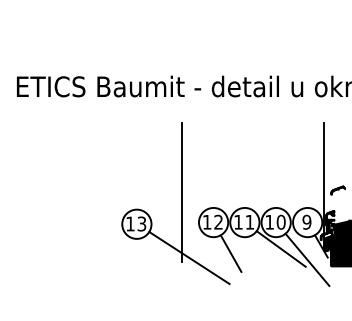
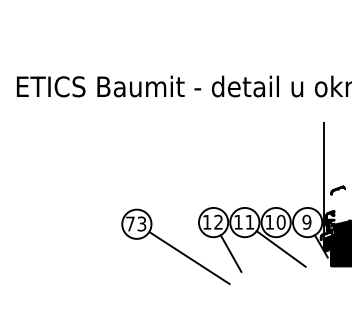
line: present -> none (181, 191)
text: 13 -> 73 (130, 223)
line: present -> none (307, 259)
